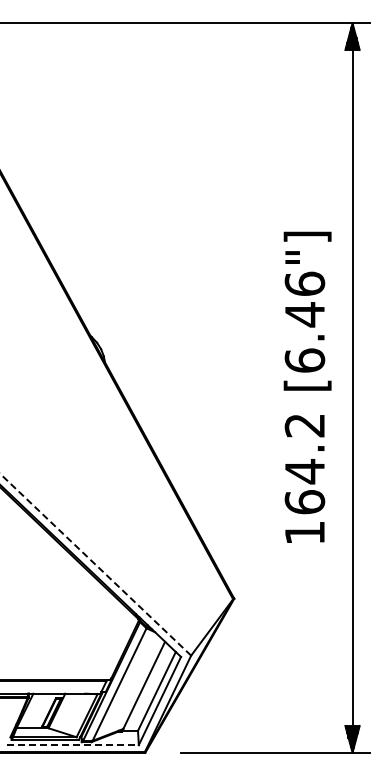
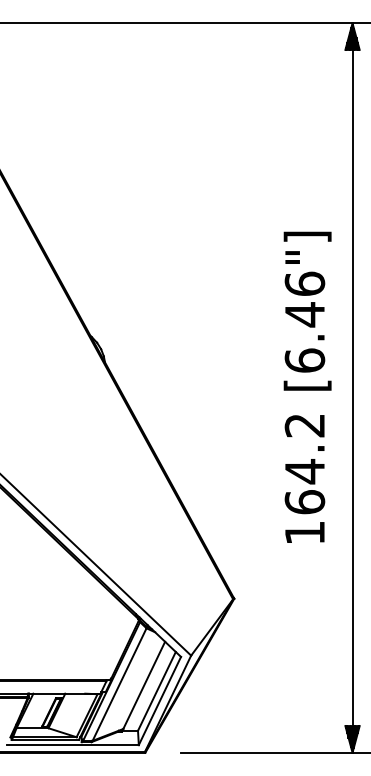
line: dashed -> solid (95, 564)
line: dashed -> solid (73, 745)
